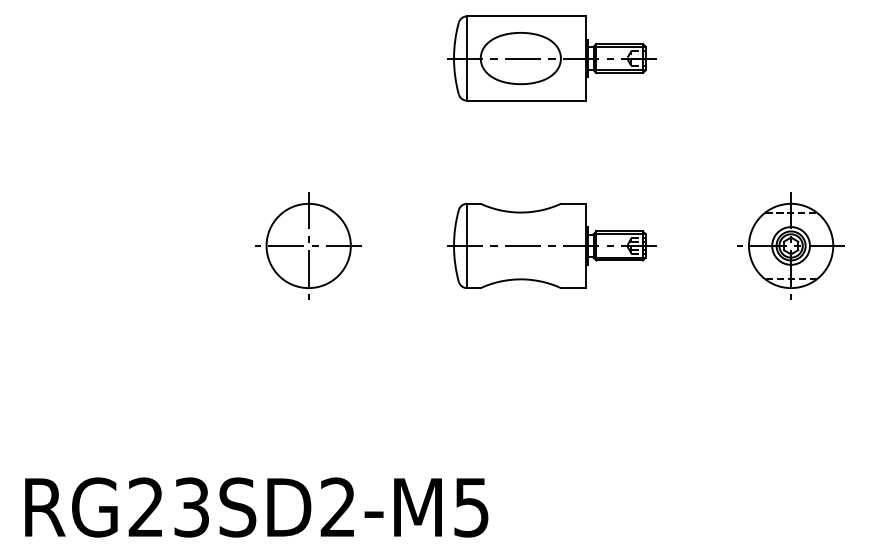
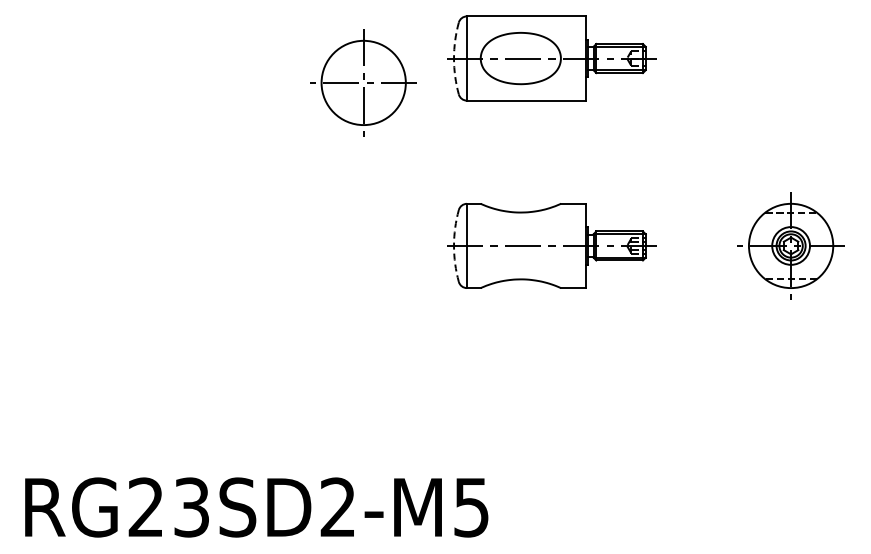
arc: solid -> dashed (454, 58)
part position: (308, 245) -> (363, 82) (363, 82)
arc: solid -> dashed (454, 245)
